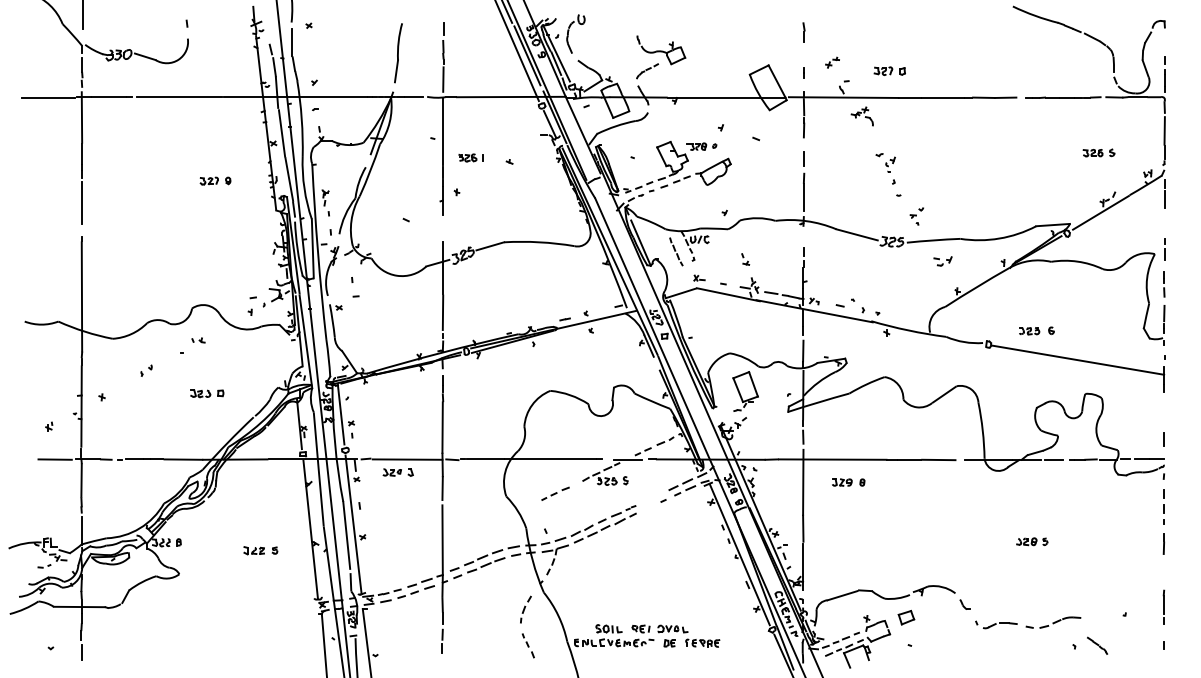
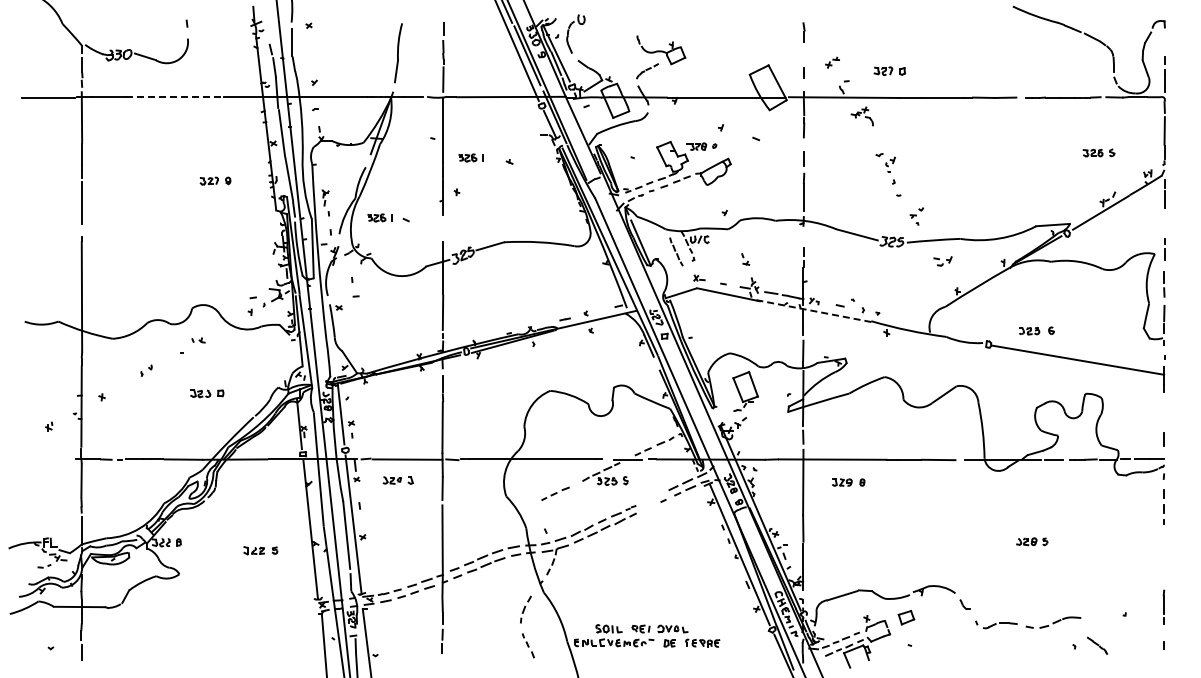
line: present -> none (82, 15)
line: solid -> dashed (179, 97)
part: none -> present (379, 217)
line: solid -> dashed (815, 311)
line: present -> none (54, 459)
part position: (397, 472) -> (397, 480) (397, 480)
line: present -> none (1163, 543)
